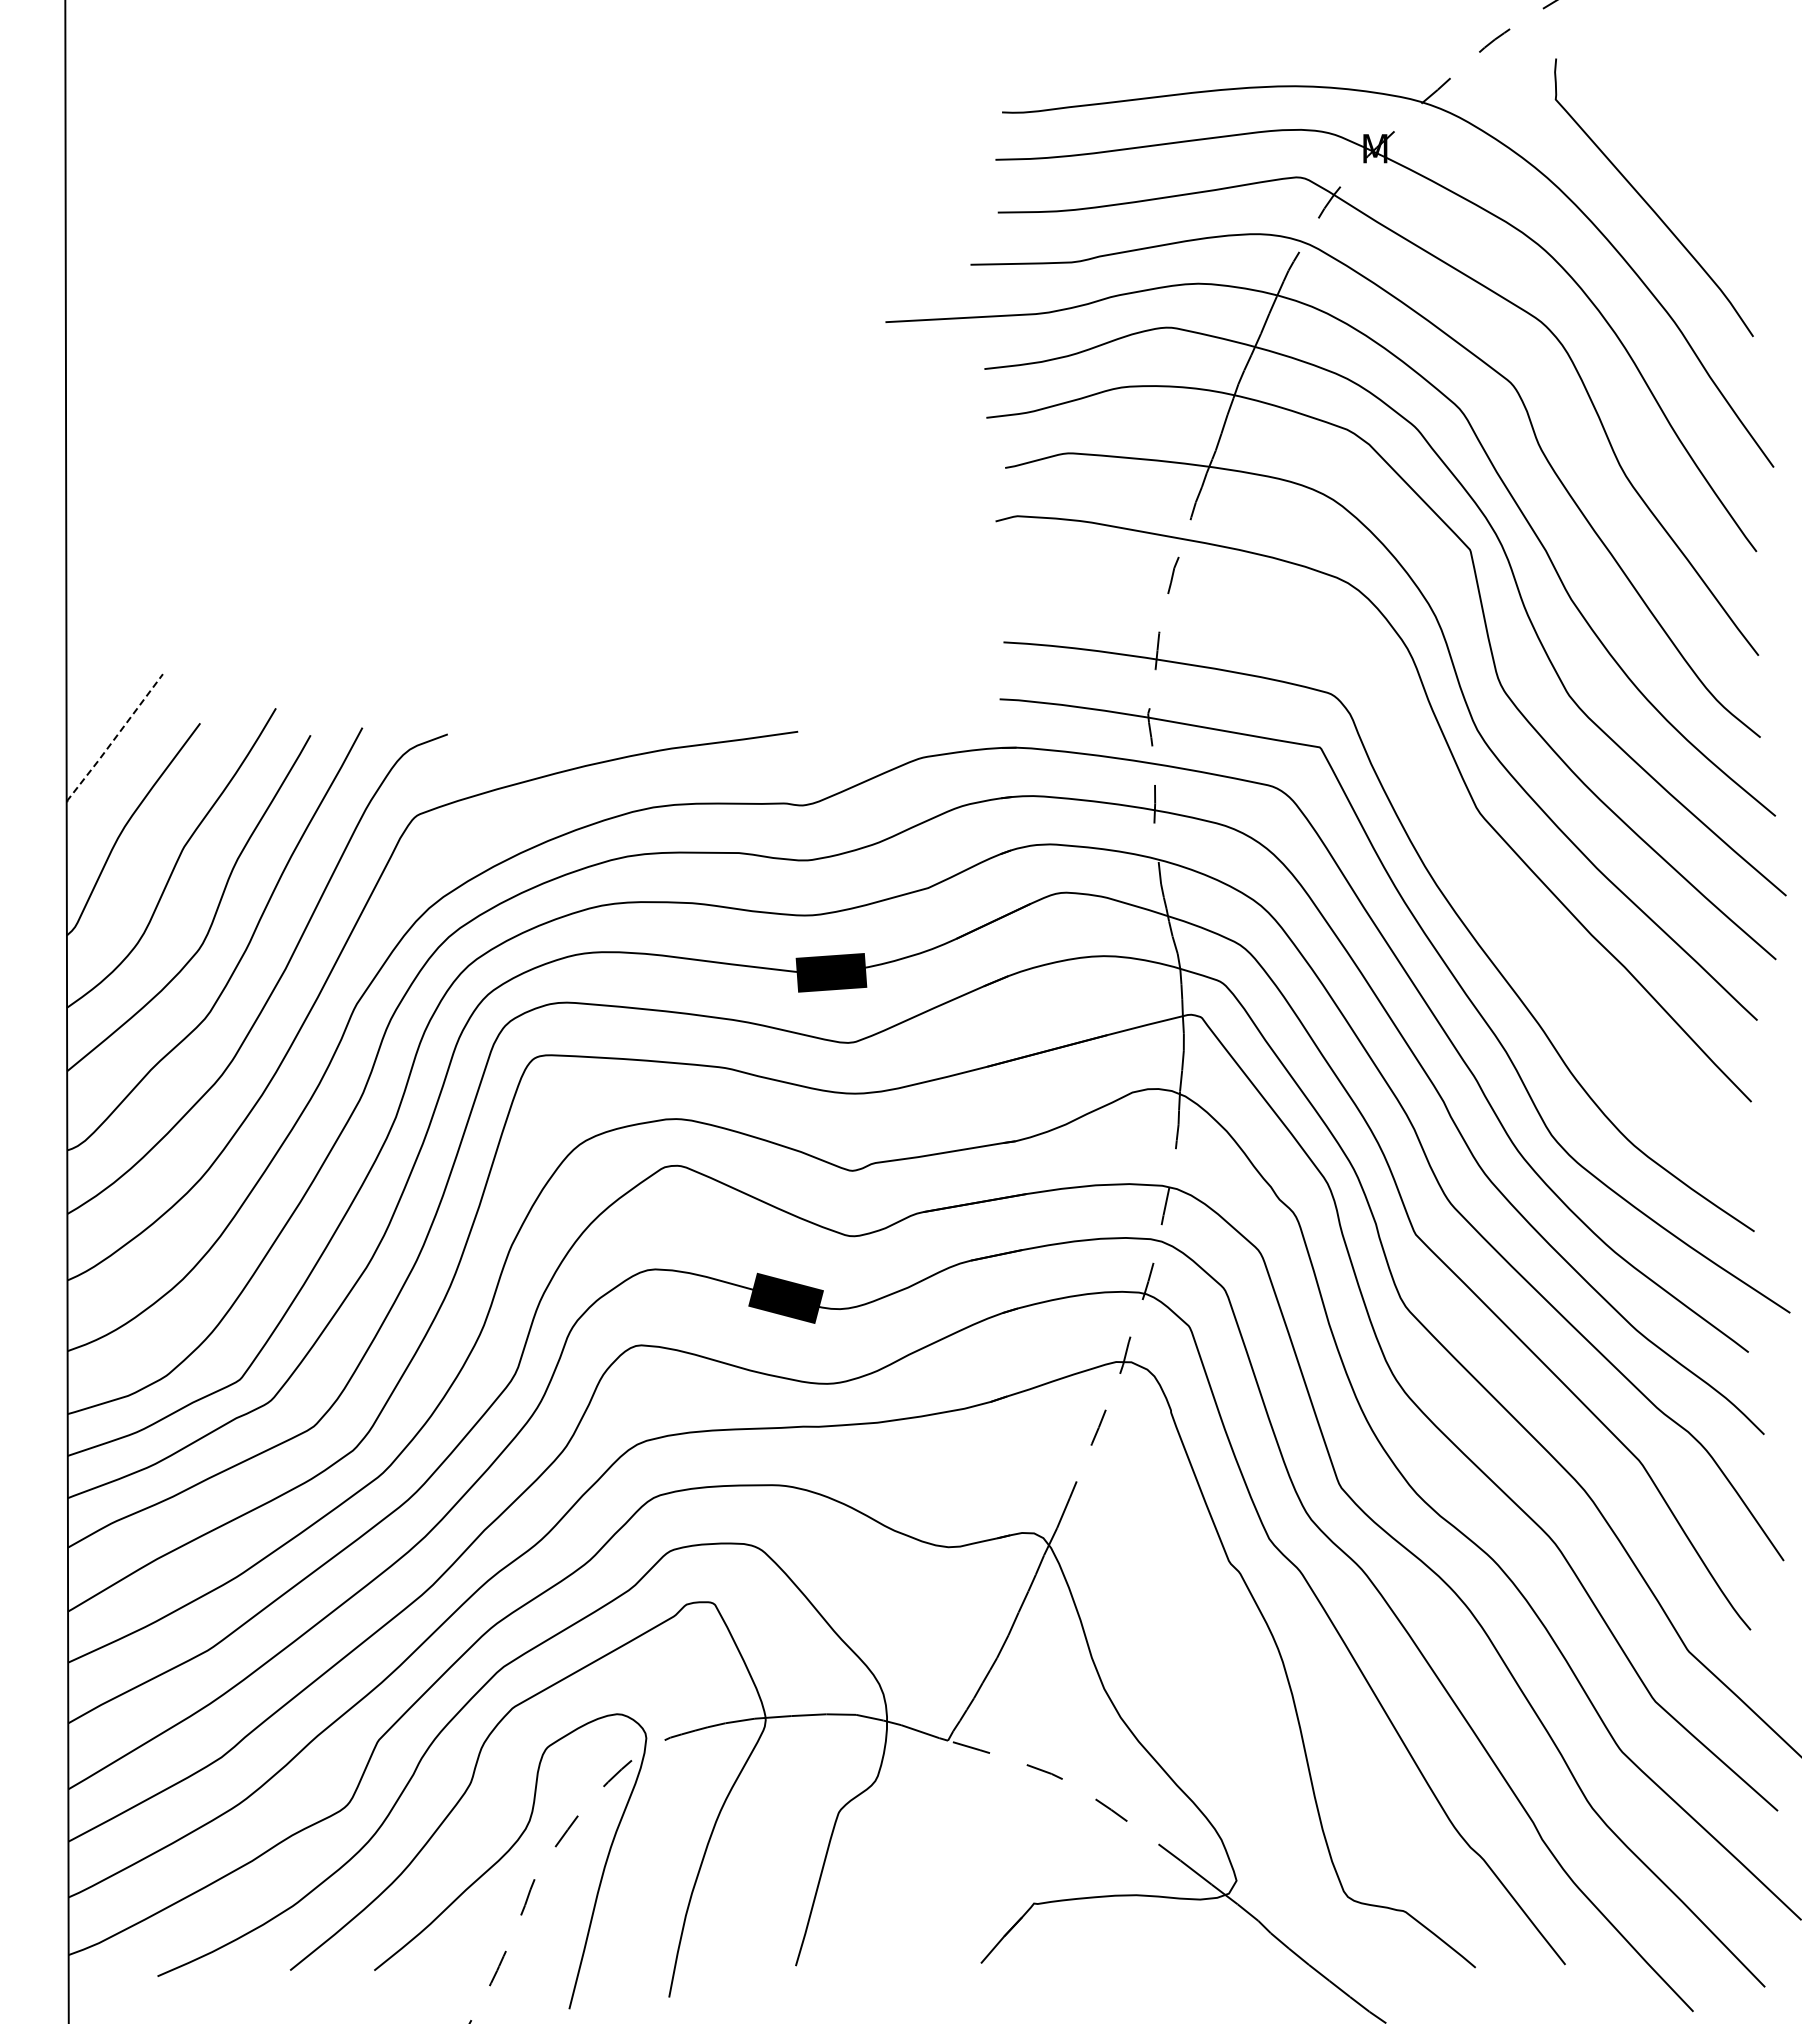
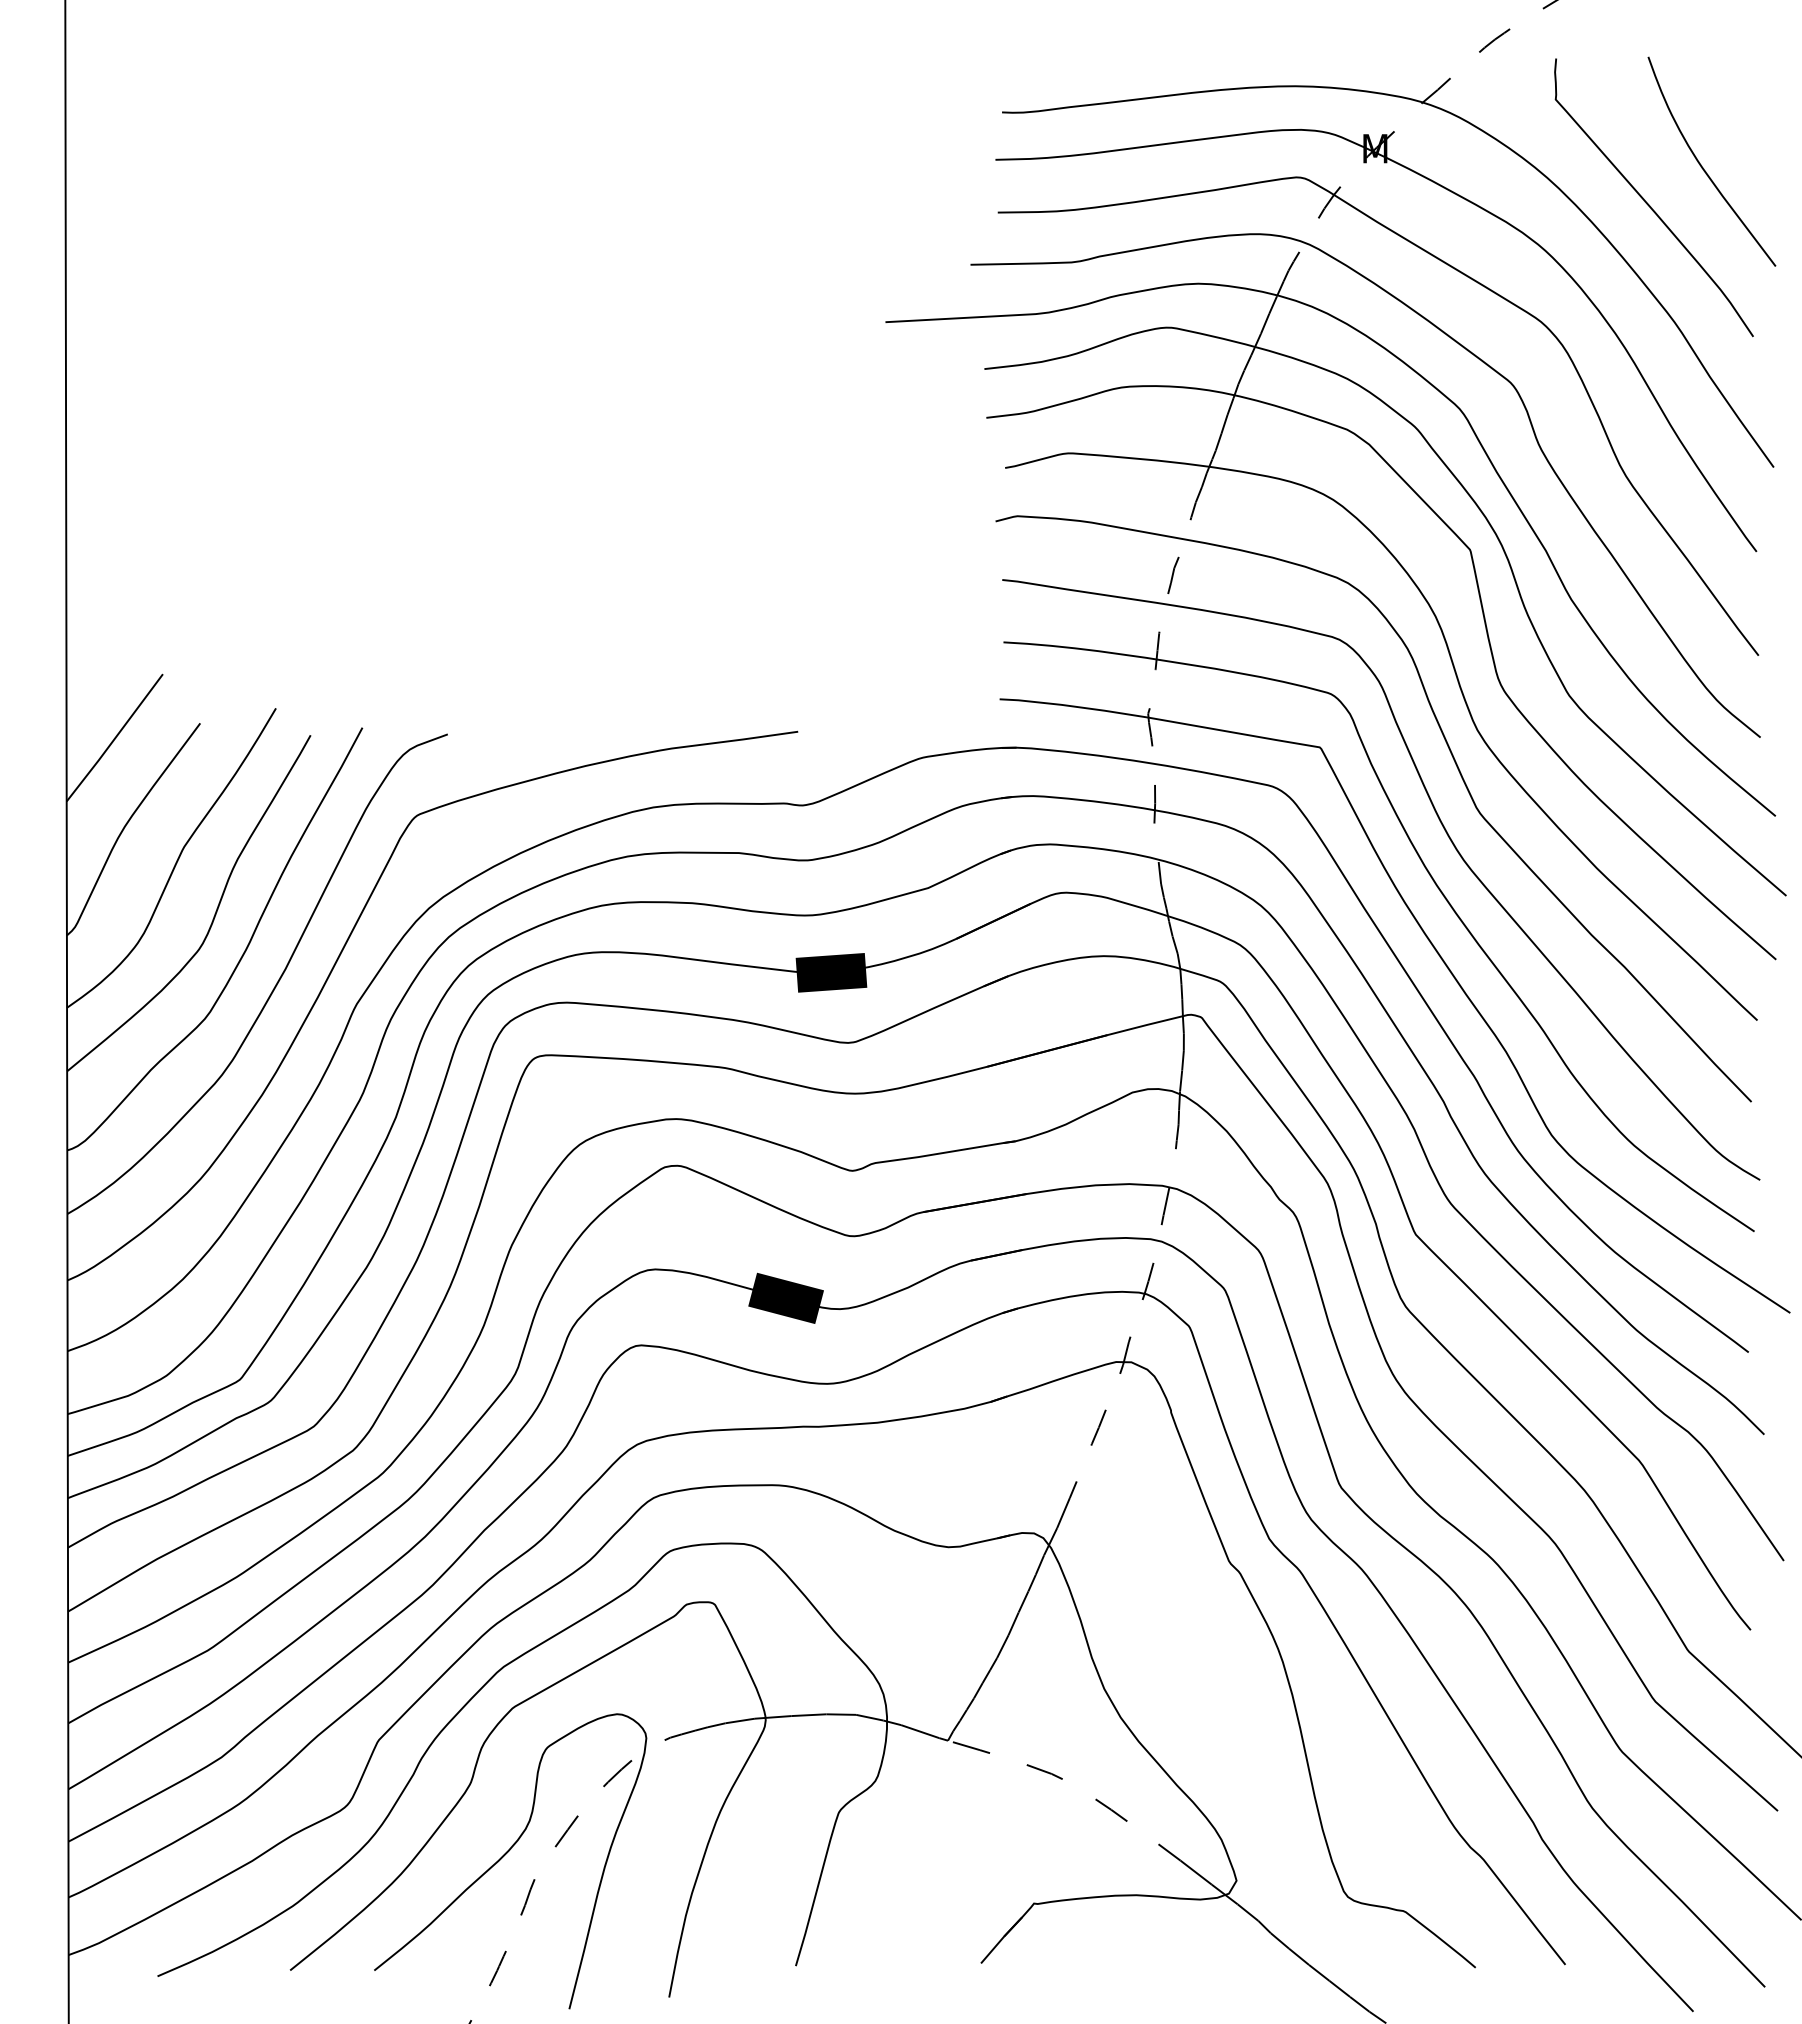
curve: none -> present (1703, 167)
line: dashed -> solid (114, 738)
curve: none -> present (1447, 836)
